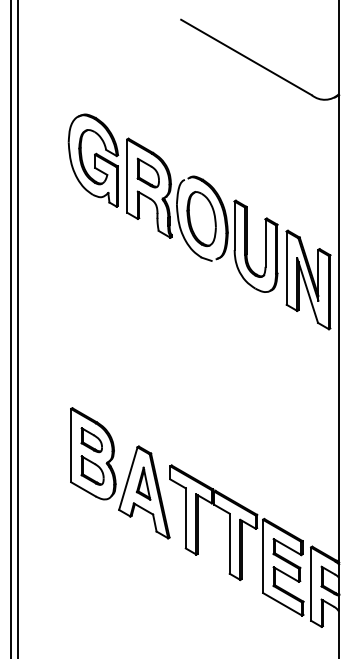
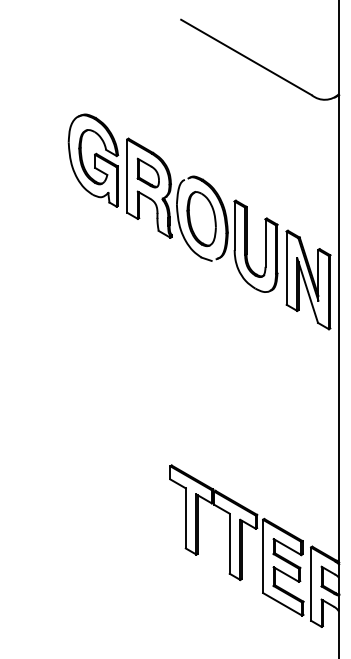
line: present -> none (10, 328)
line: present -> none (17, 328)
part: present -> none (120, 473)
